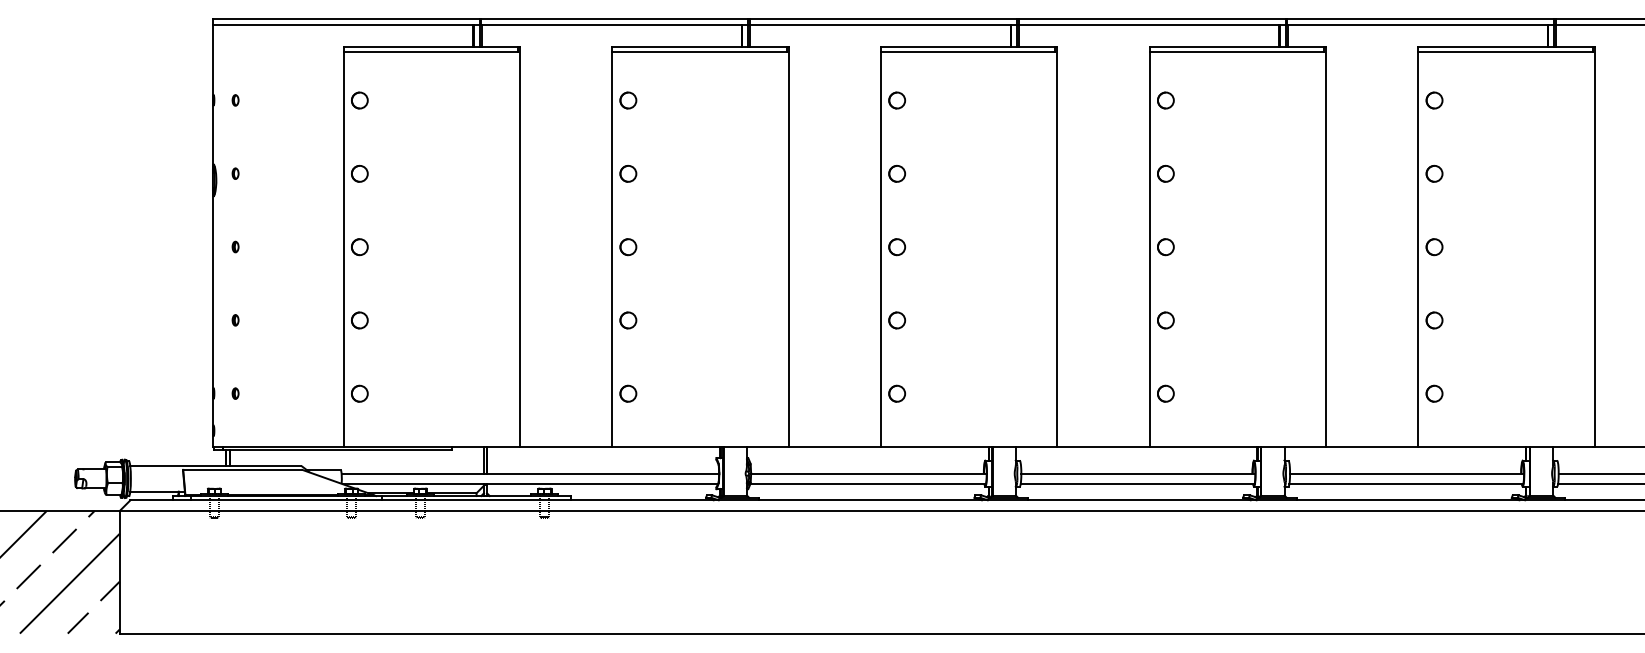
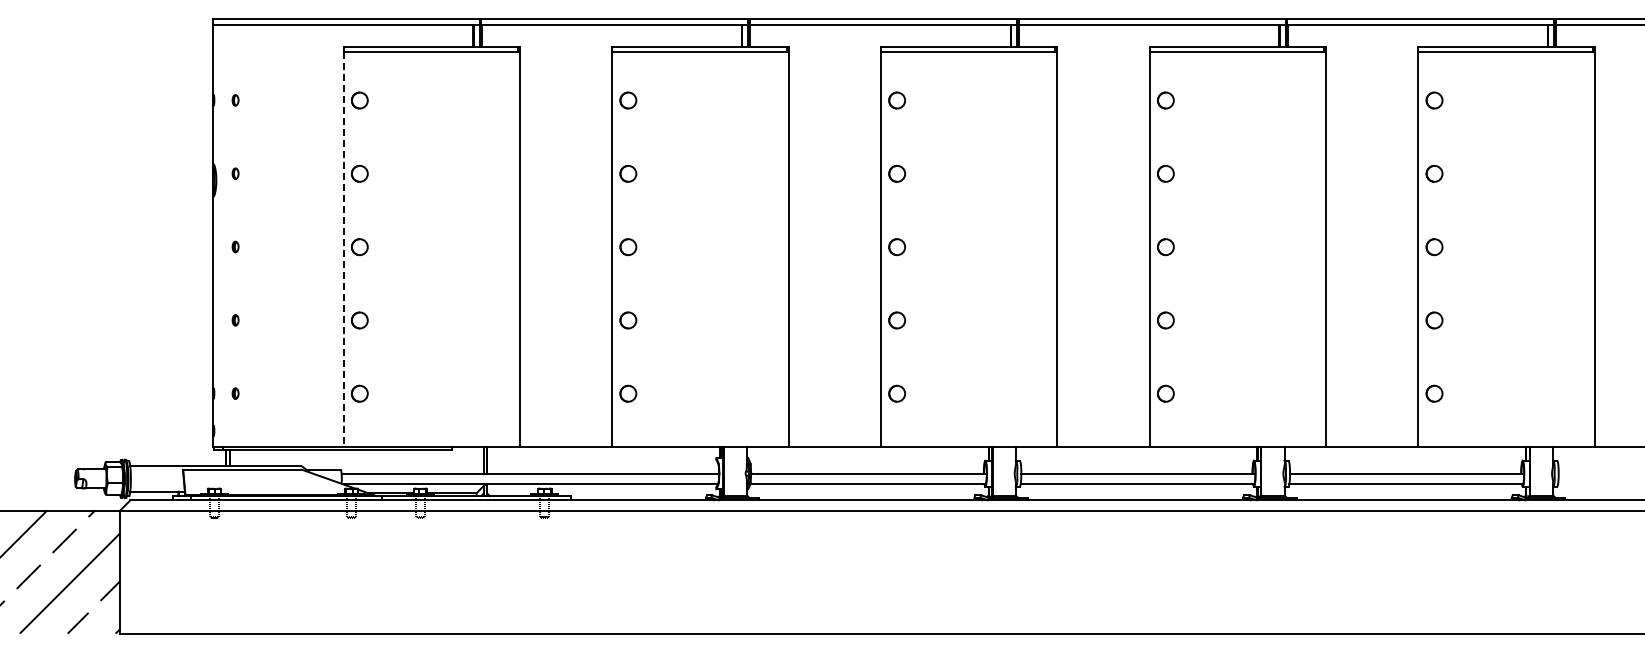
line: solid -> dashed (343, 249)
line: present -> none (1599, 473)
line: present -> none (1599, 484)
